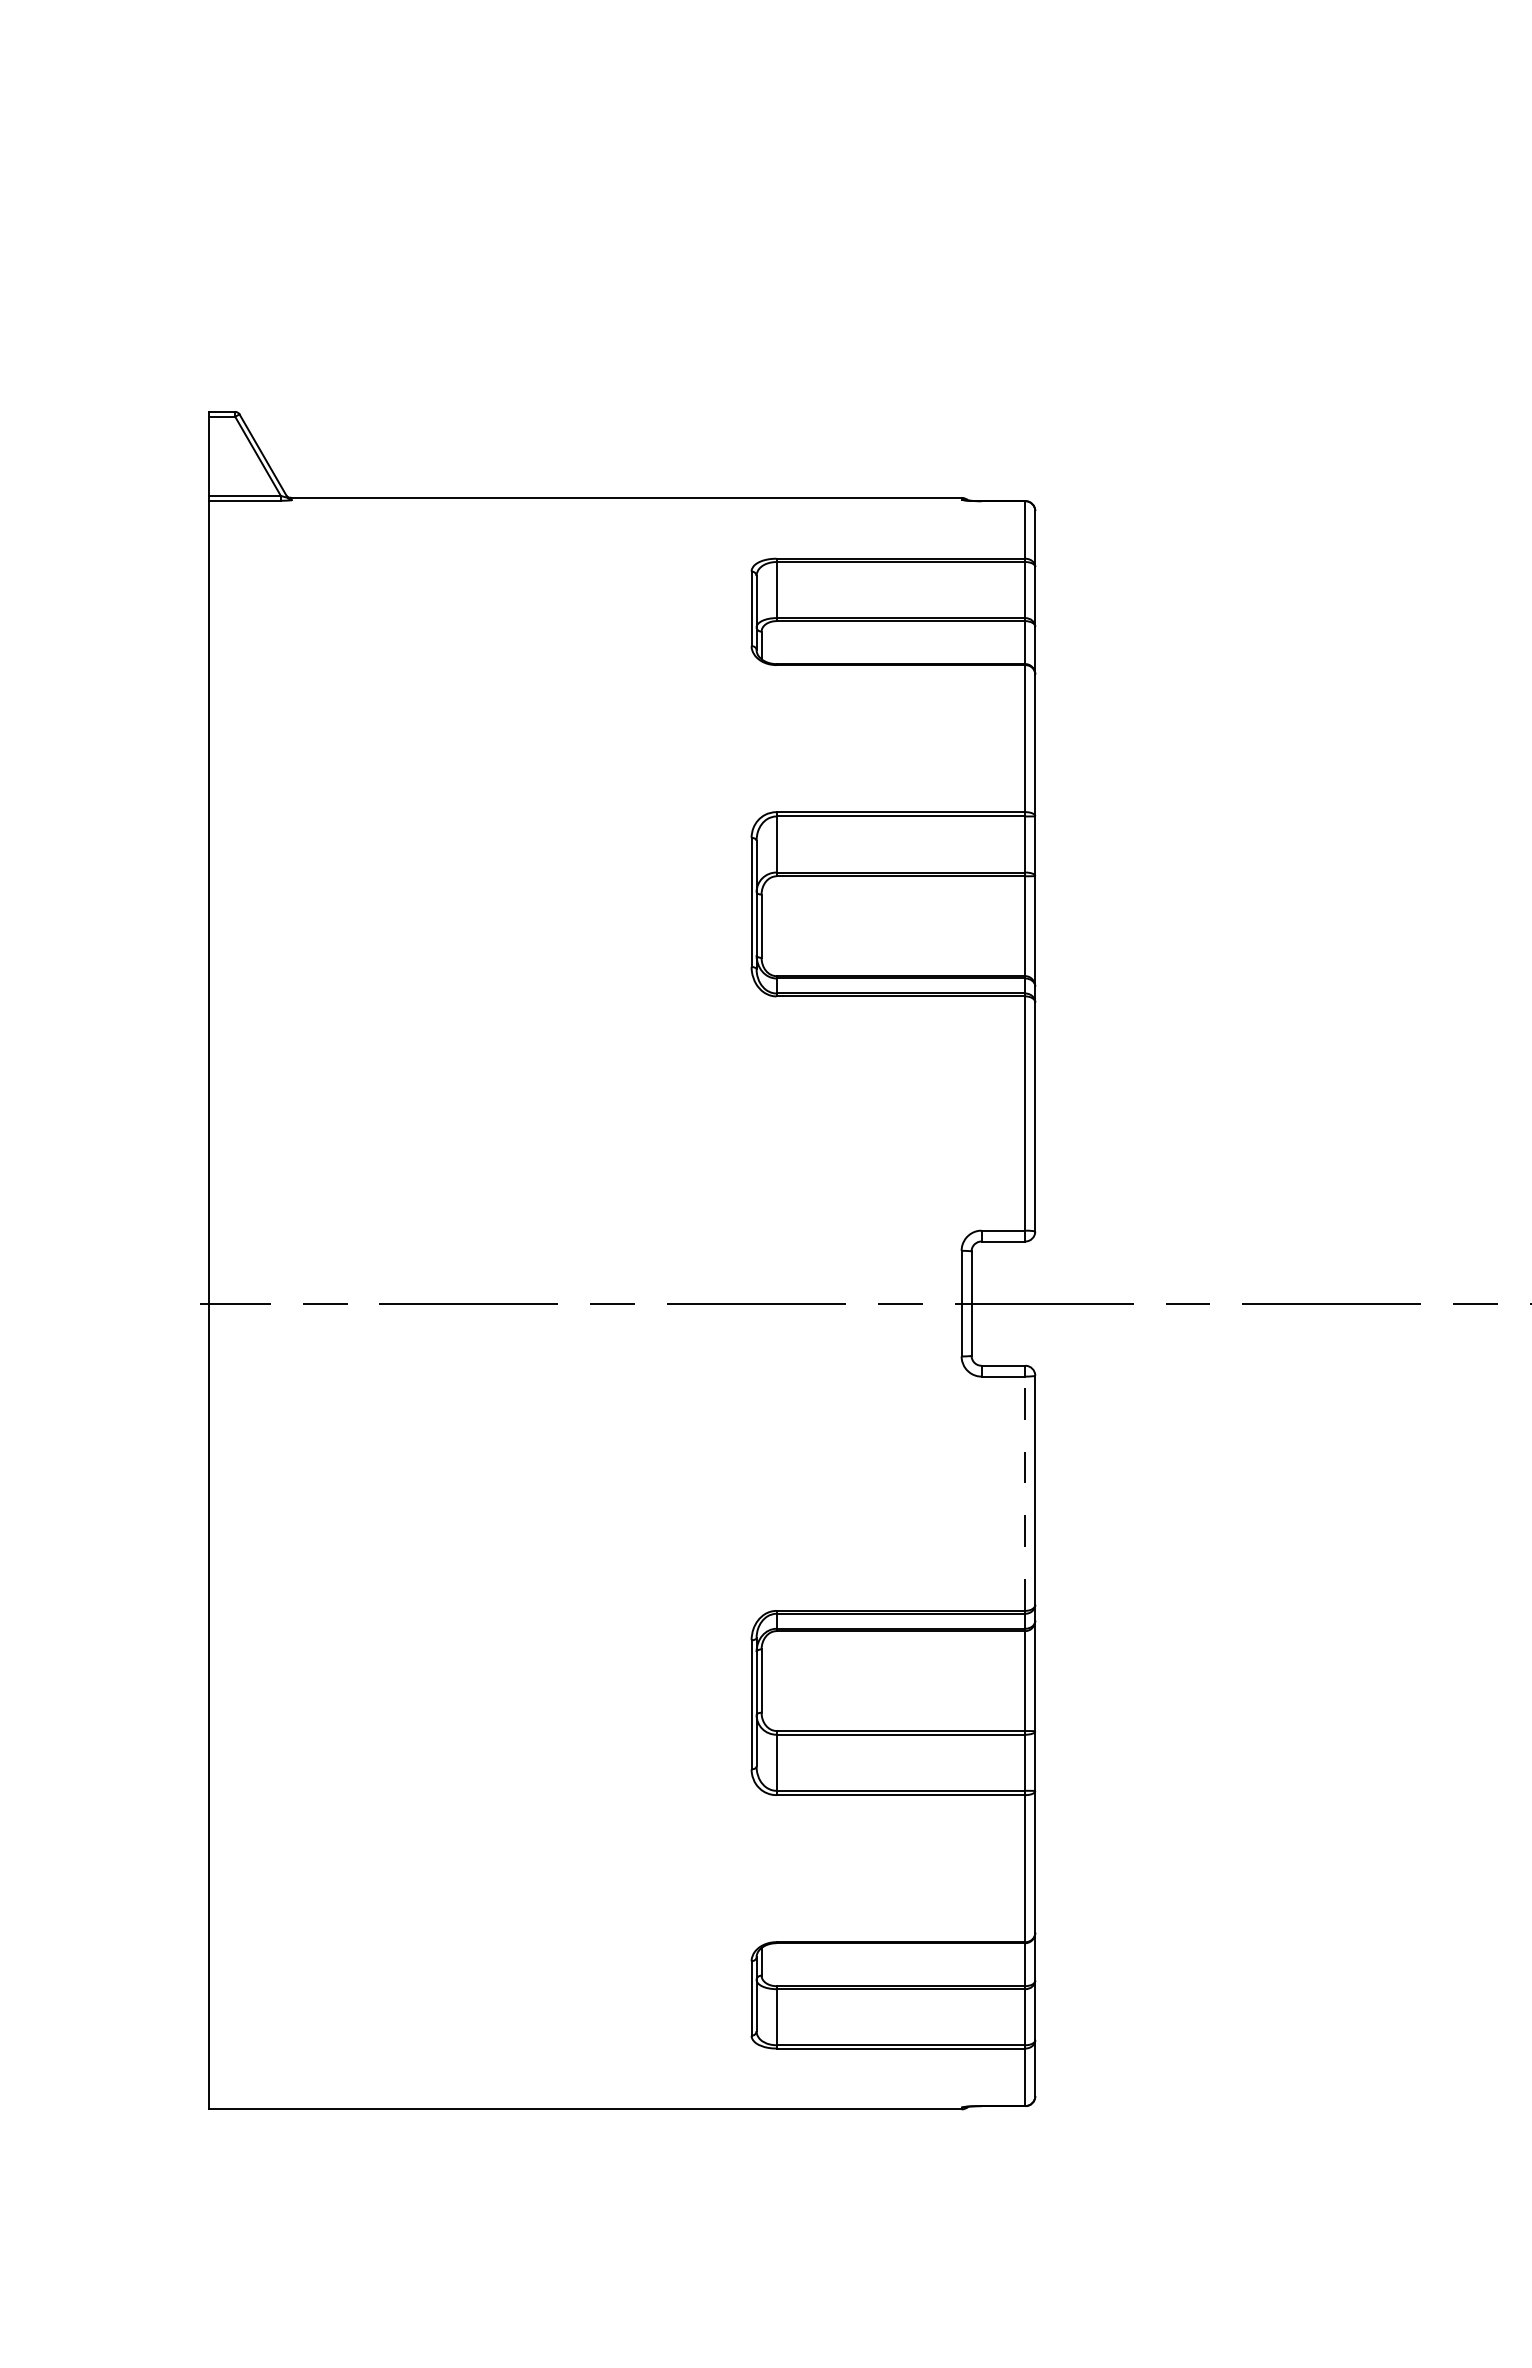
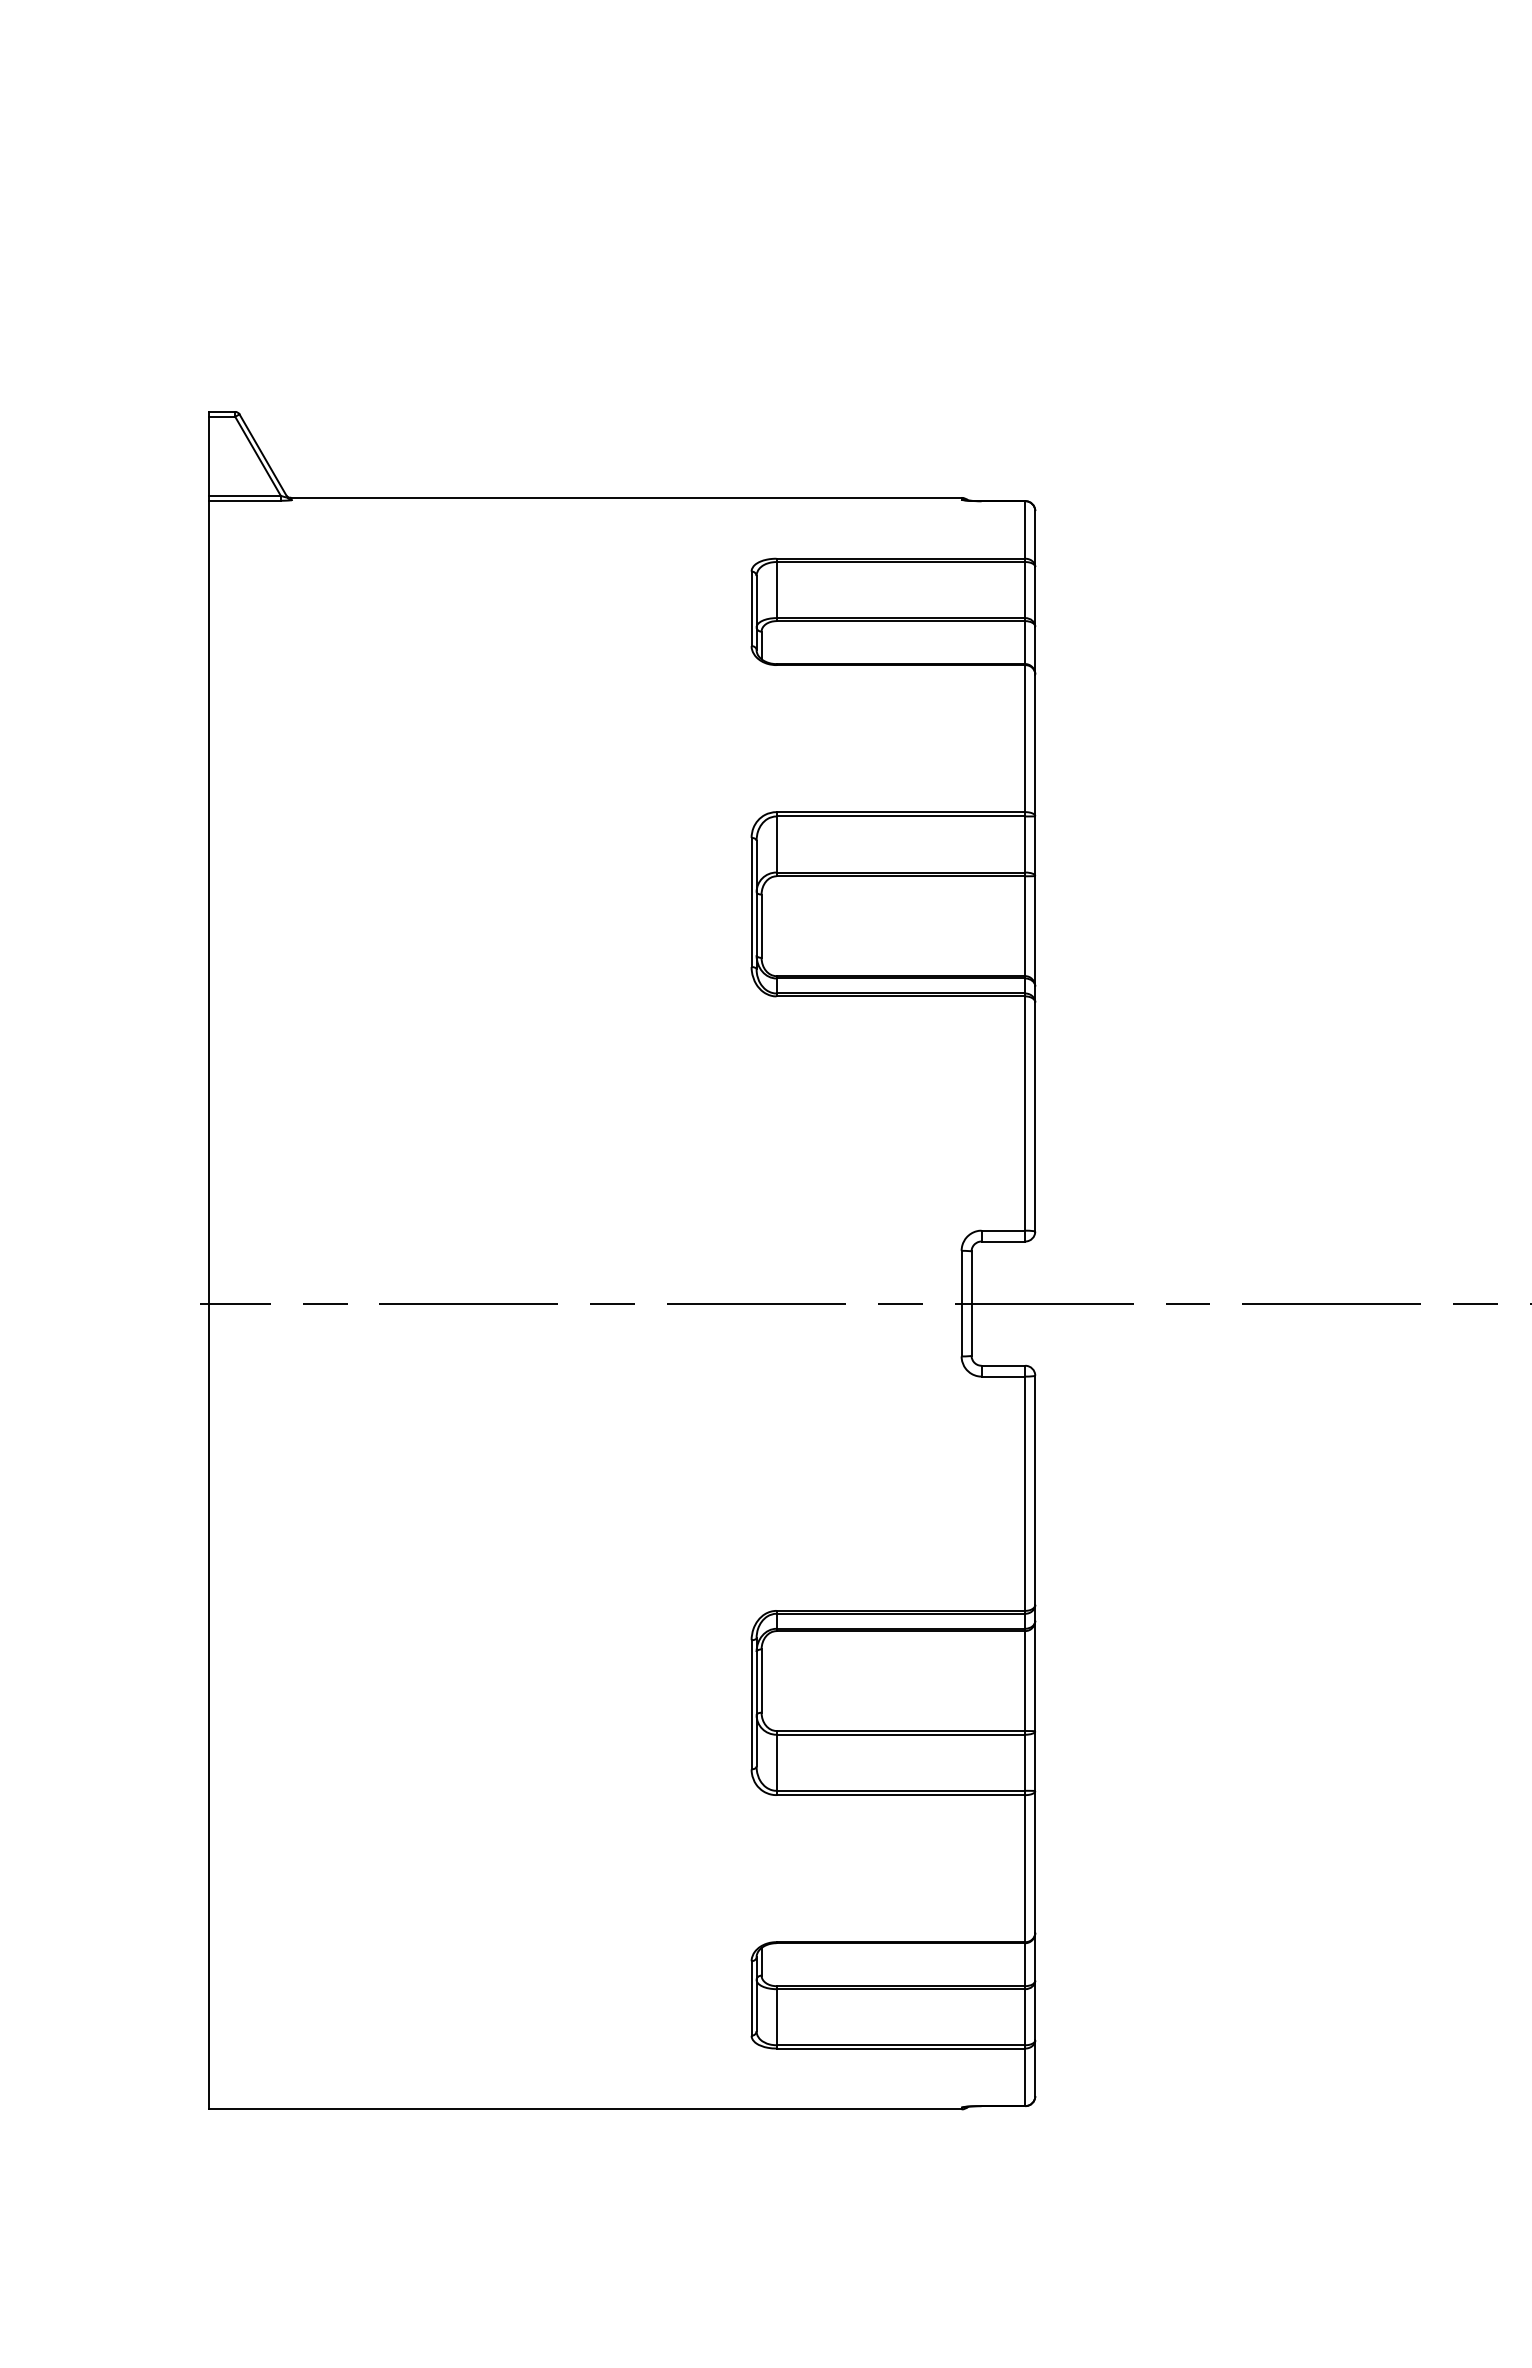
line: dashed -> solid (1025, 1493)
